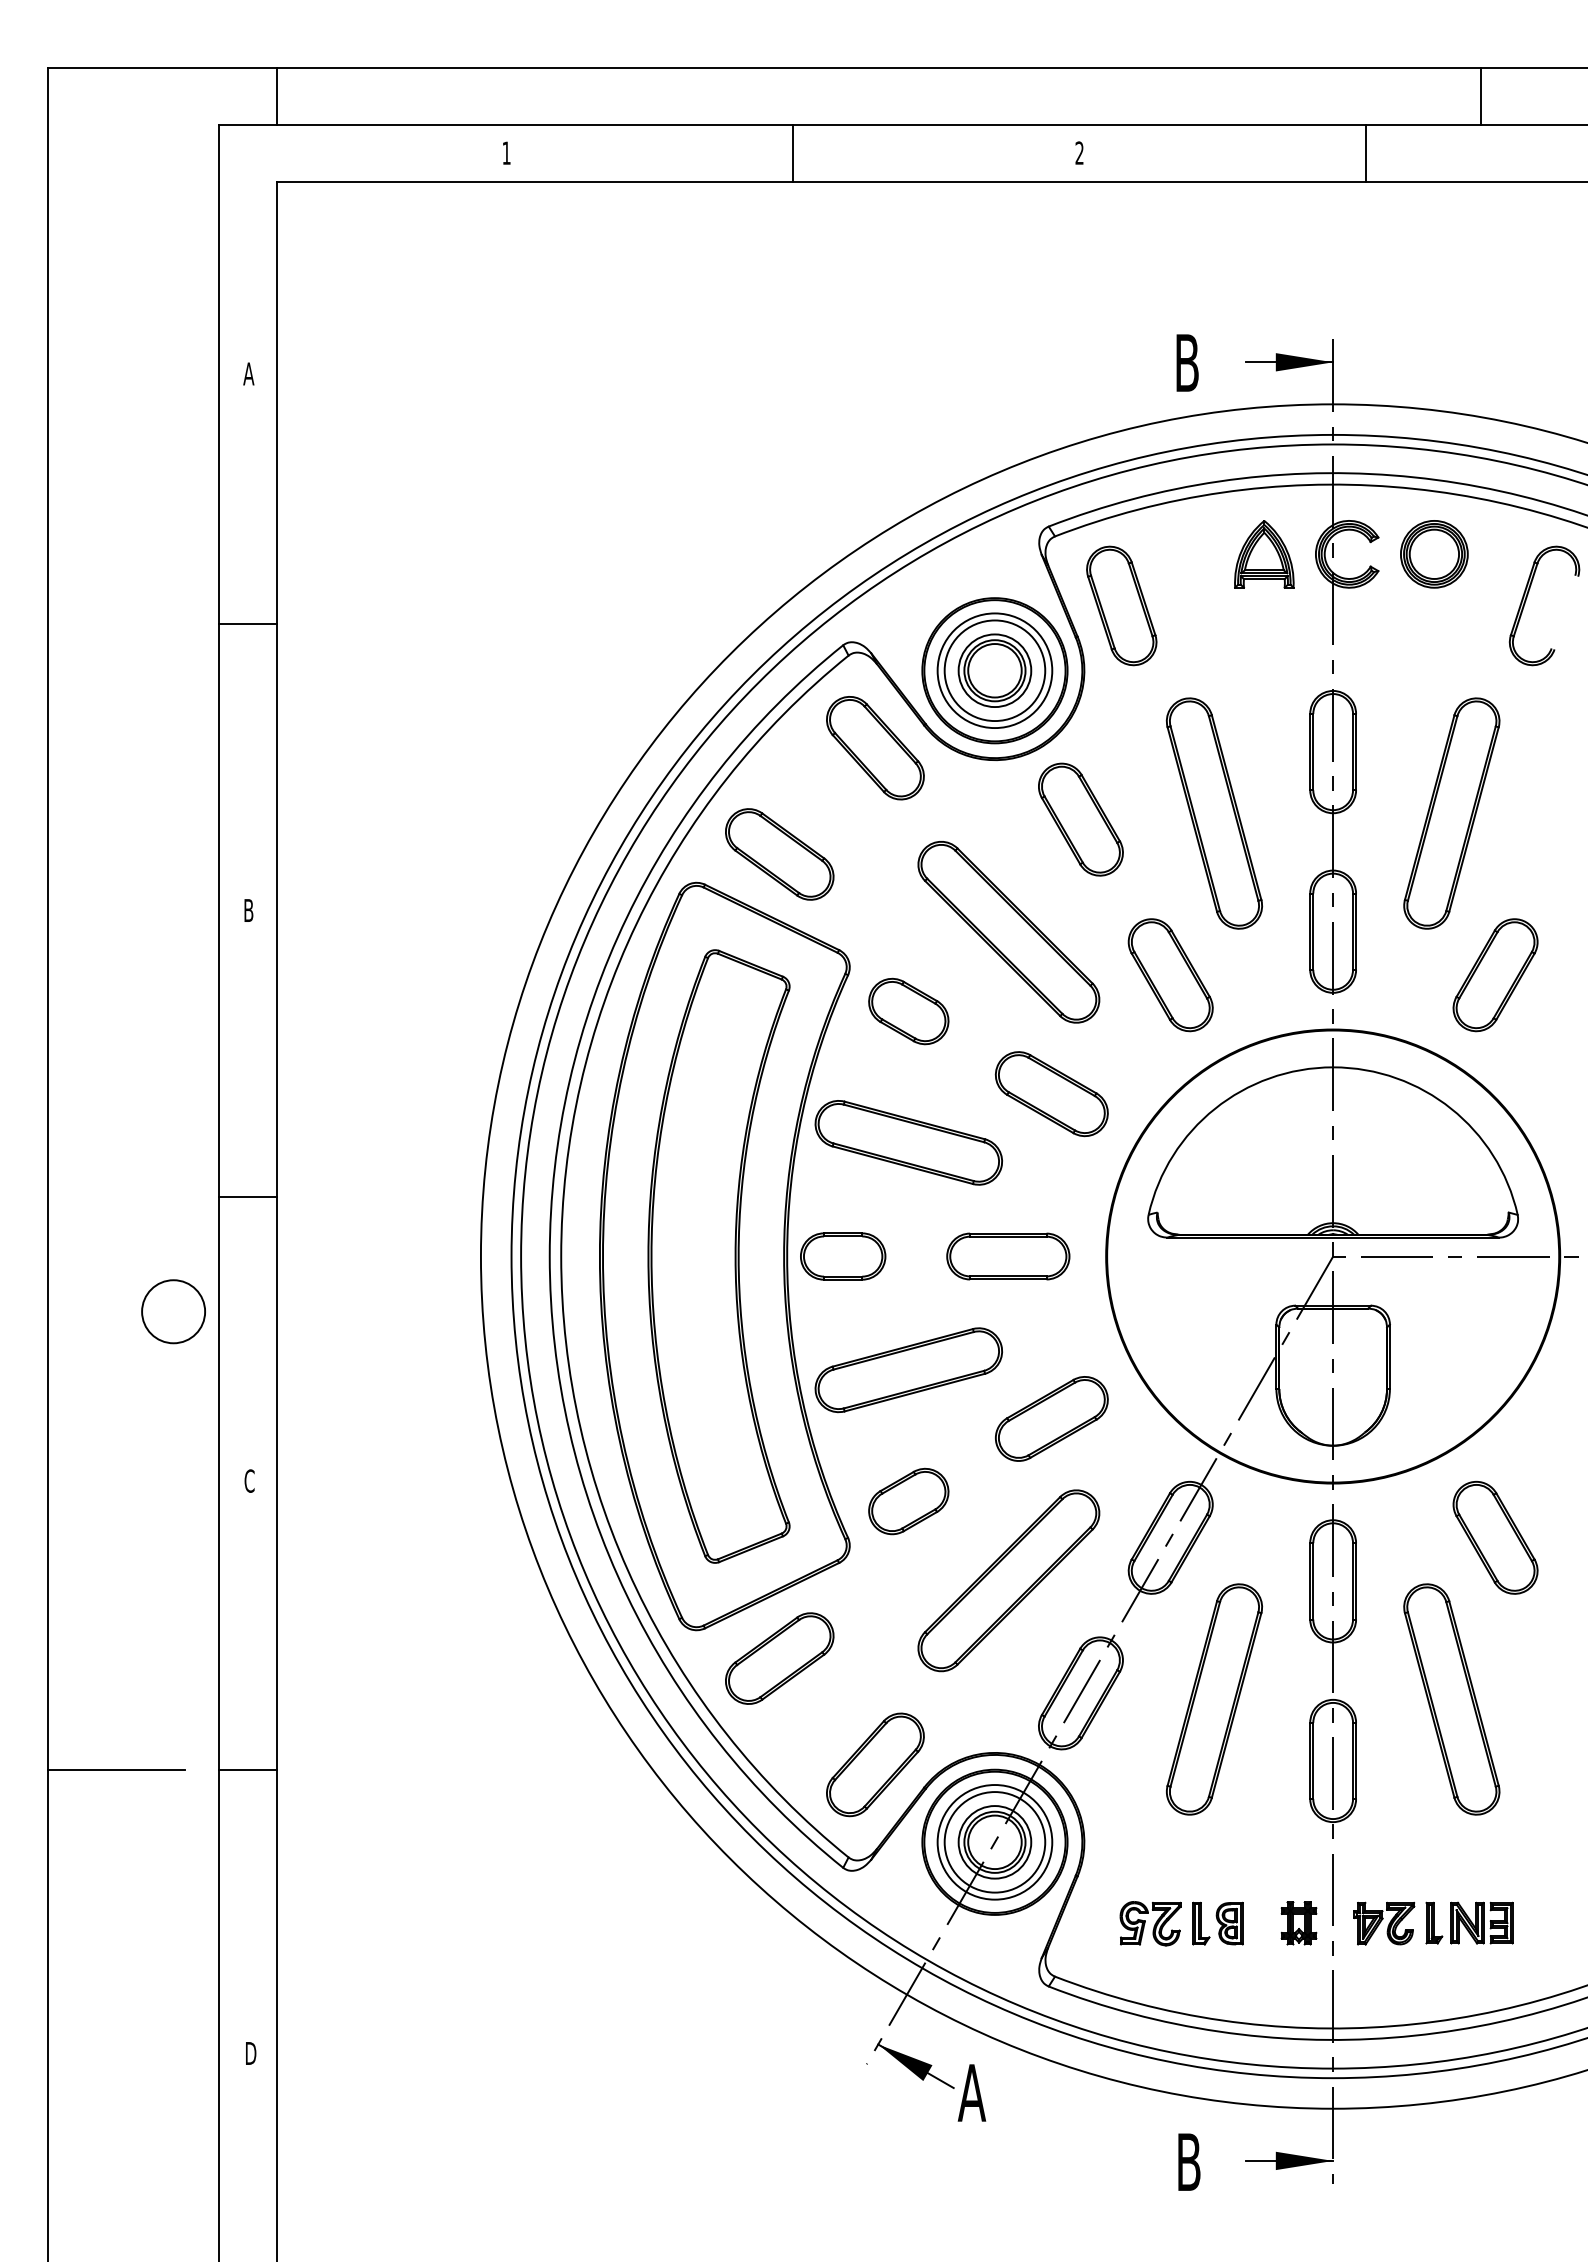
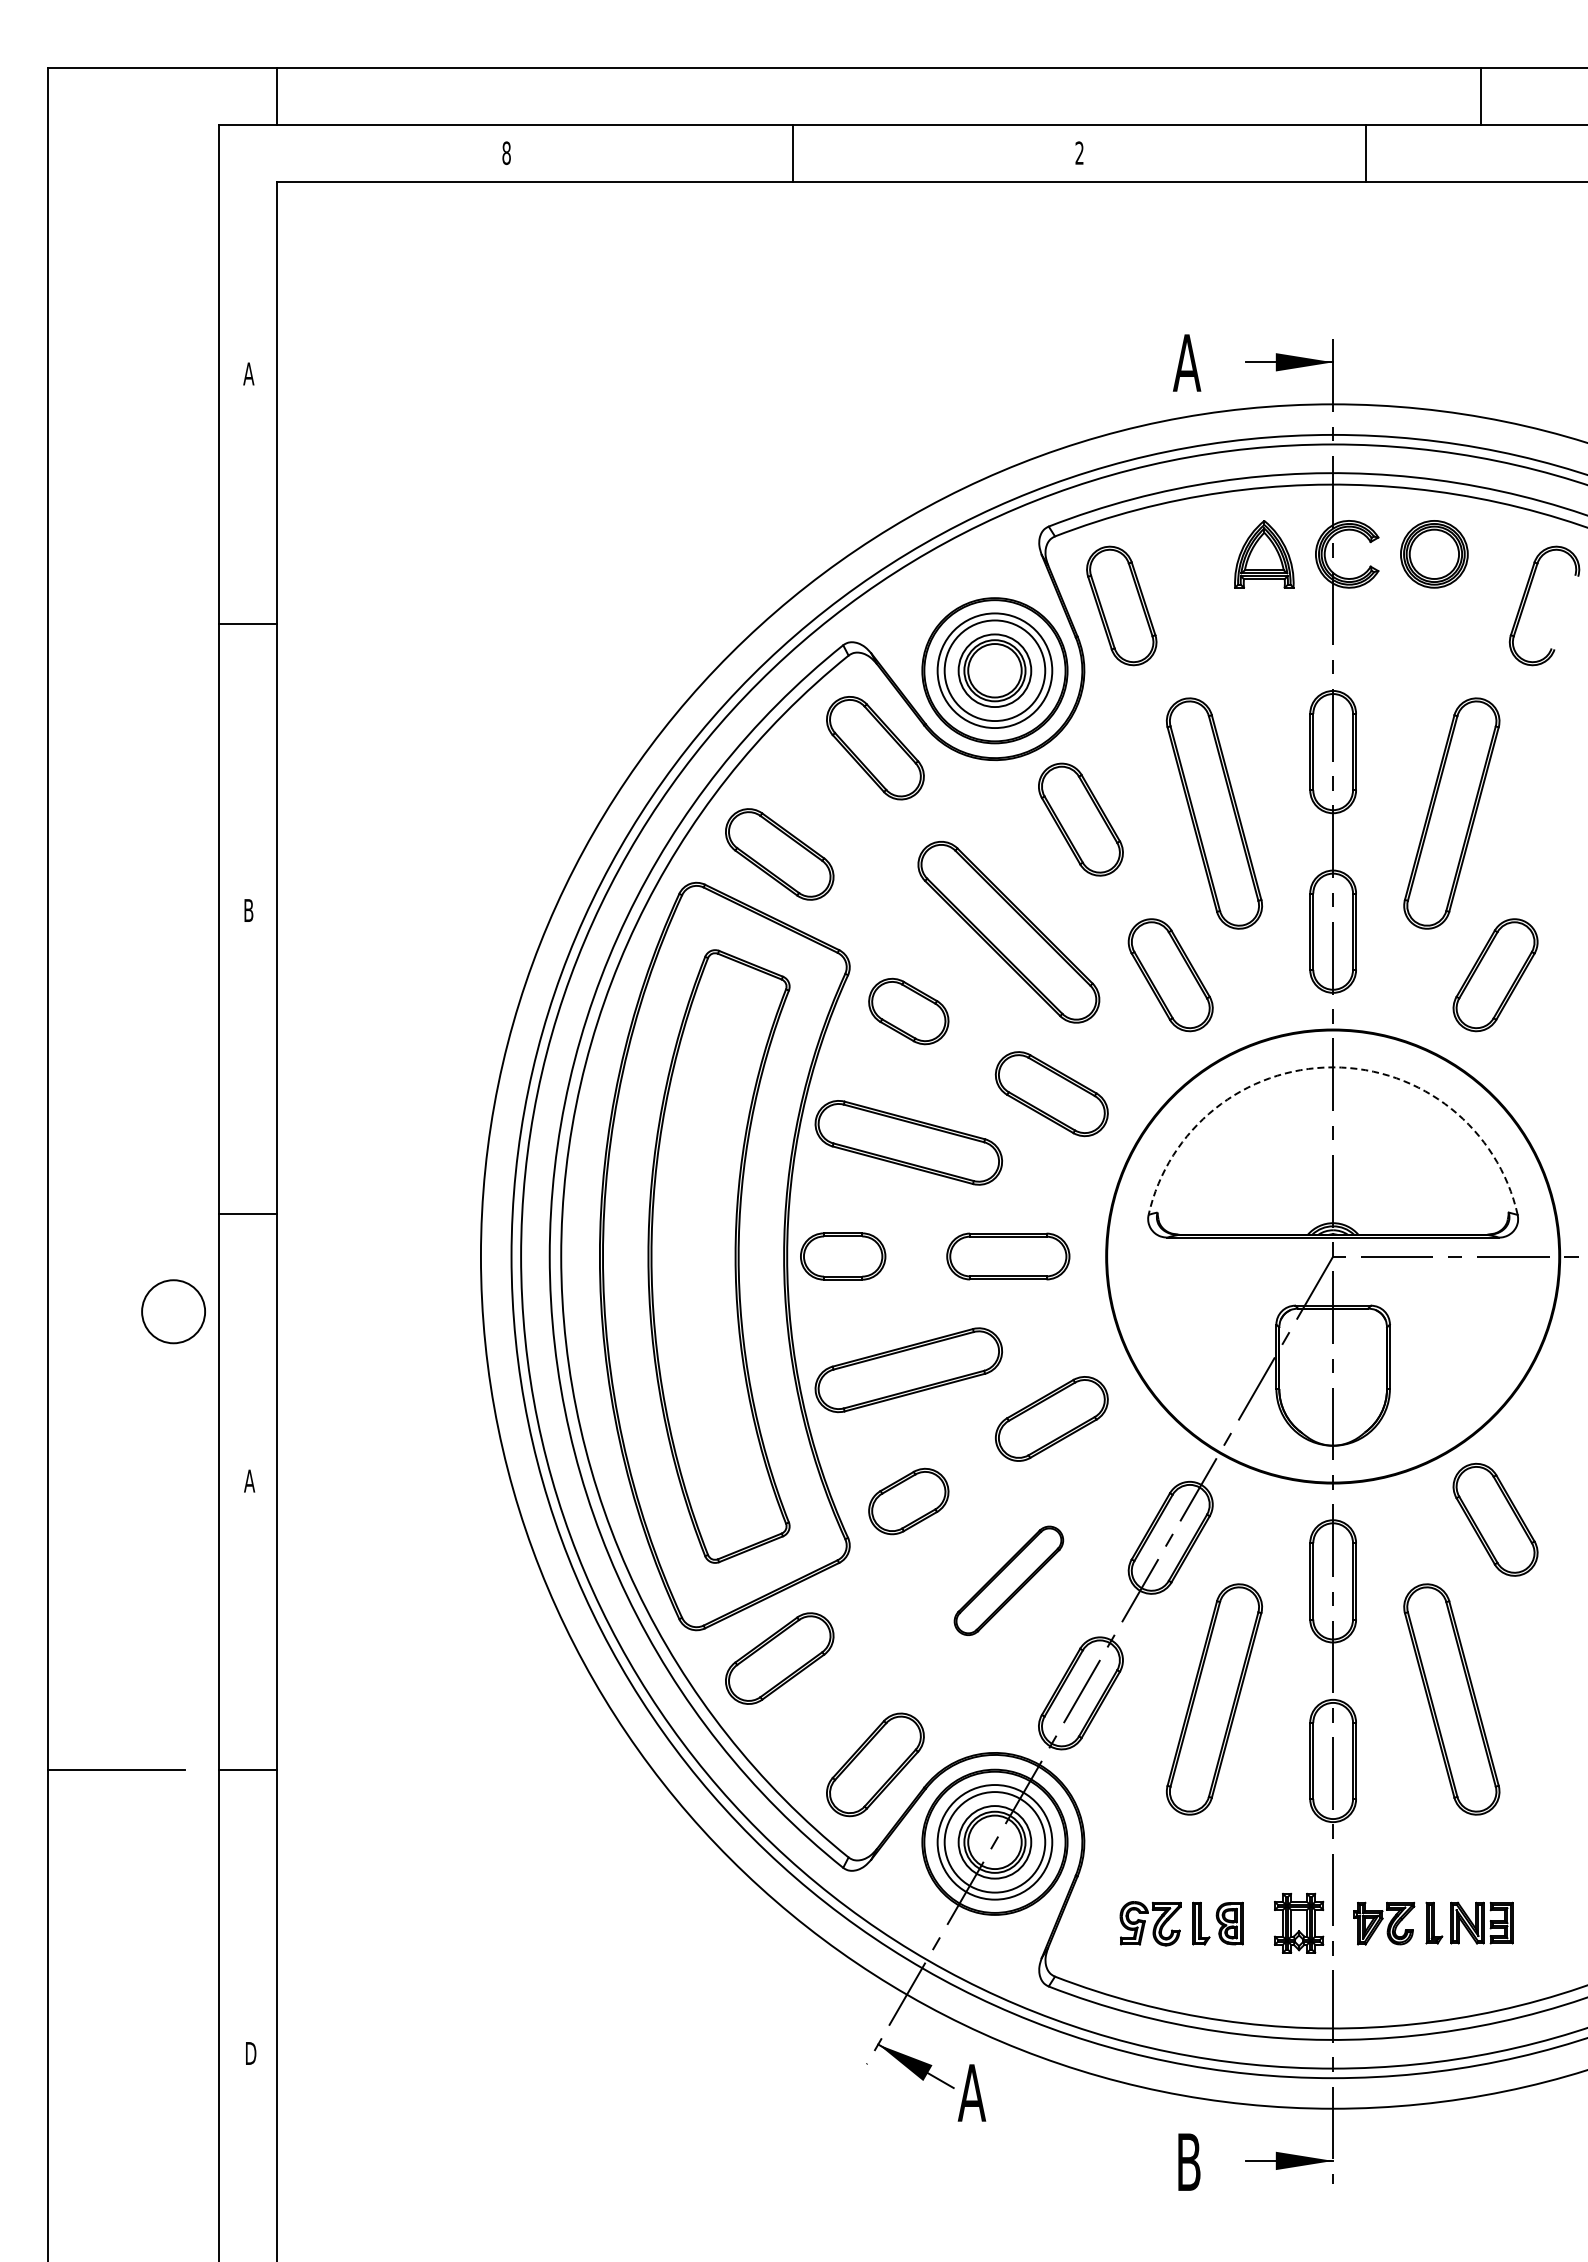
text: 1 -> 8 (506, 153)
text: B -> A (1186, 362)
arc: solid -> dashed (1333, 1067)
line position: (247, 1197) -> (247, 1214) (247, 1214)
text: C -> A (249, 1480)
part position: (1495, 1537) -> (1495, 1519) (1495, 1519)
part size: 184x184 px -> 112x111 px (1008, 1580)
part size: 38x45 px -> 51x62 px (1299, 1922)
